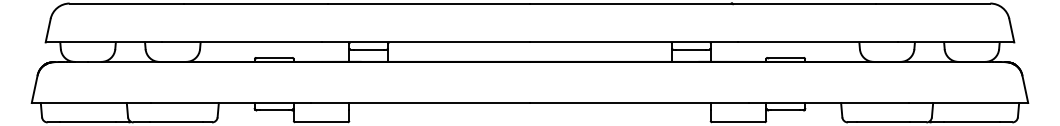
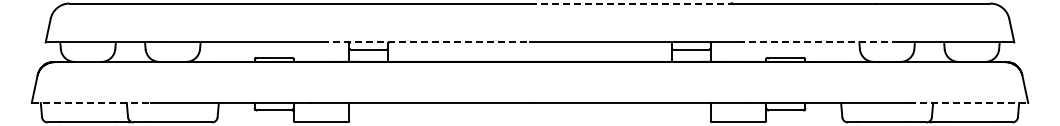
line: solid -> dashed (630, 3)
line: solid -> dashed (426, 42)
line: solid -> dashed (818, 42)
line: solid -> dashed (91, 102)
line: solid -> dashed (969, 102)
